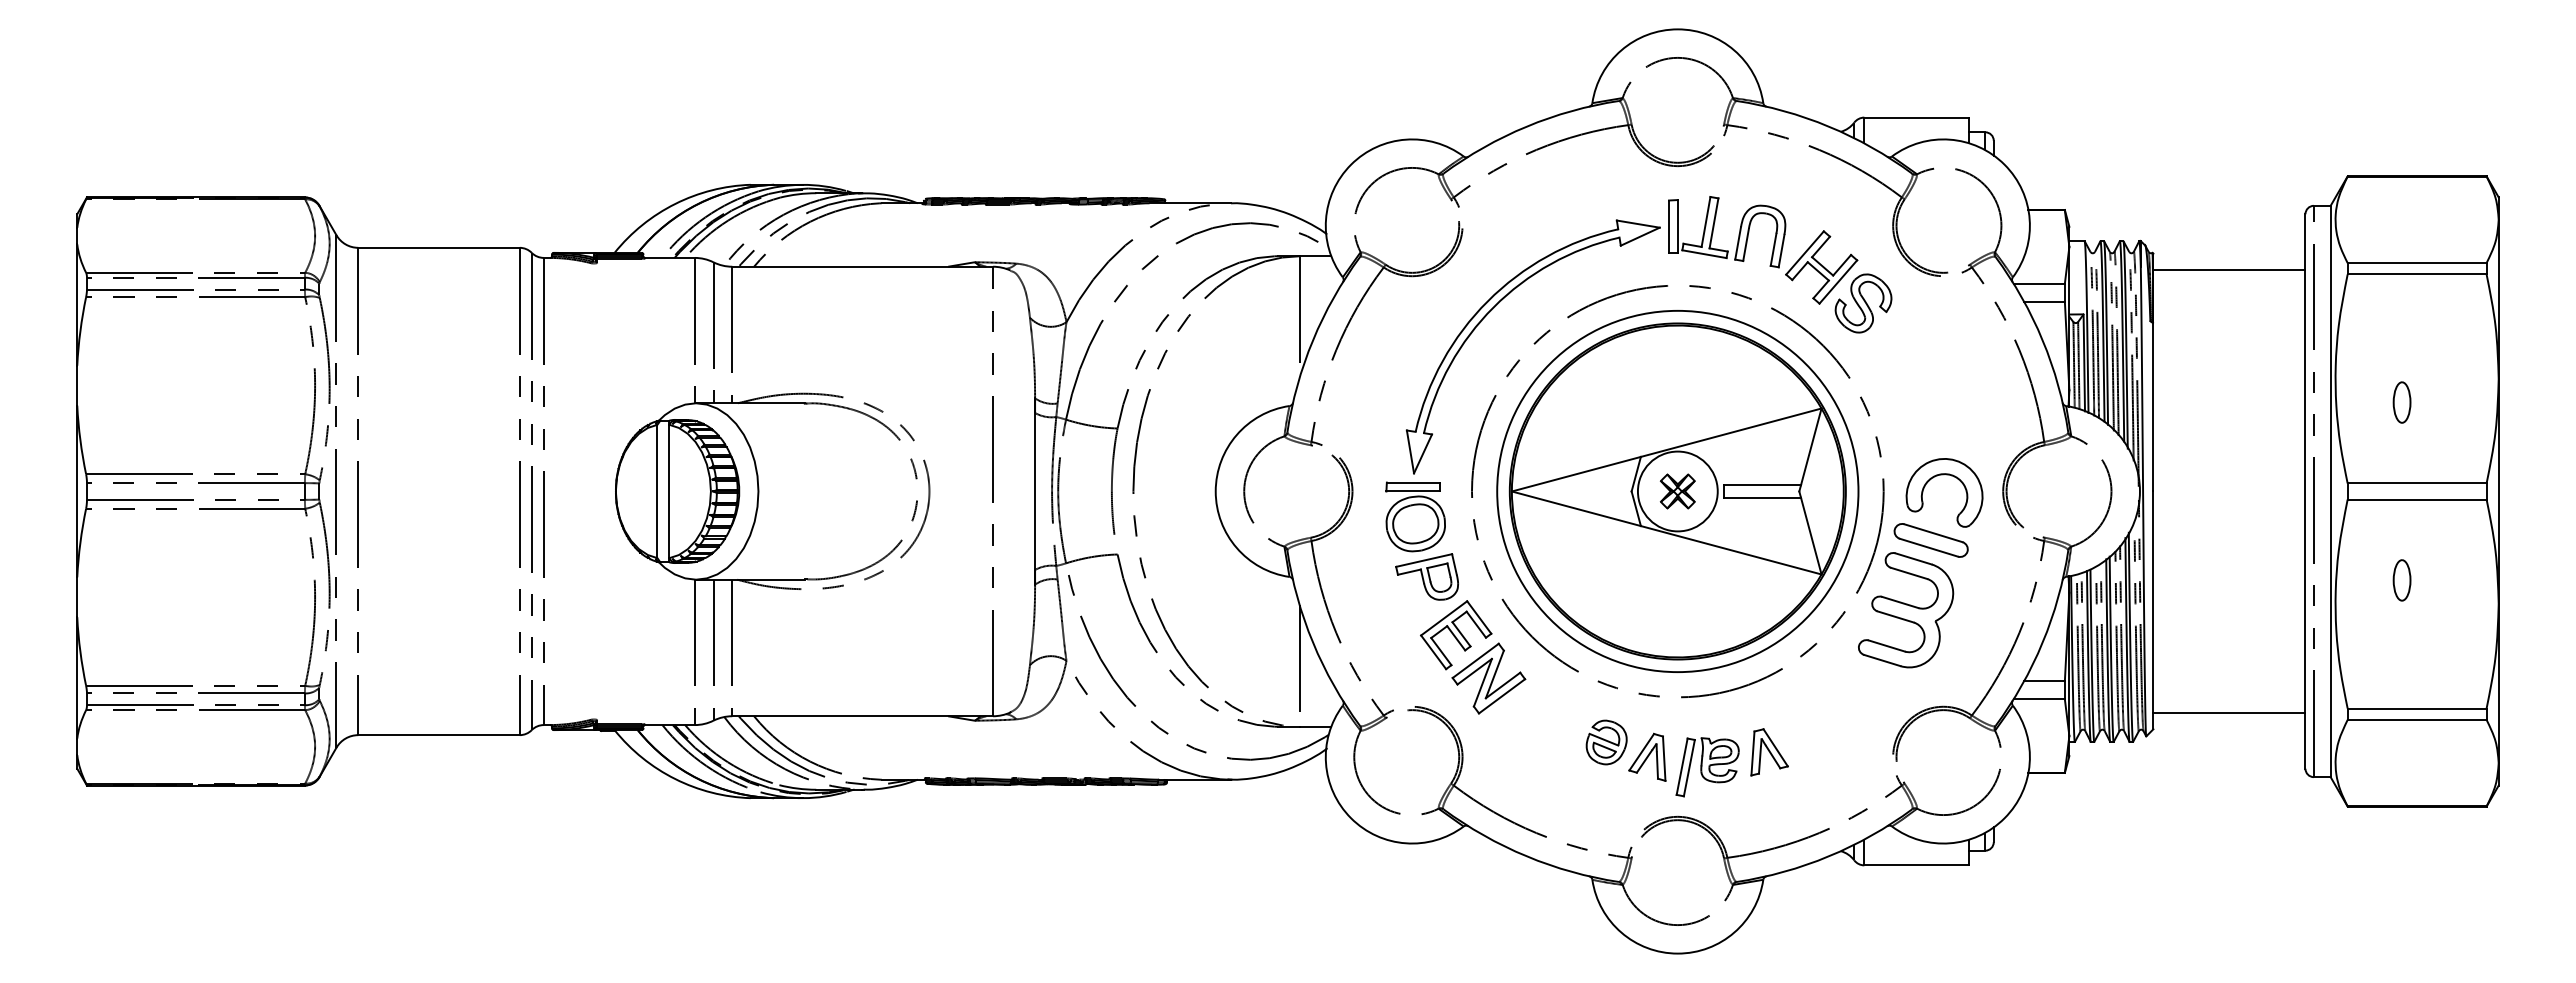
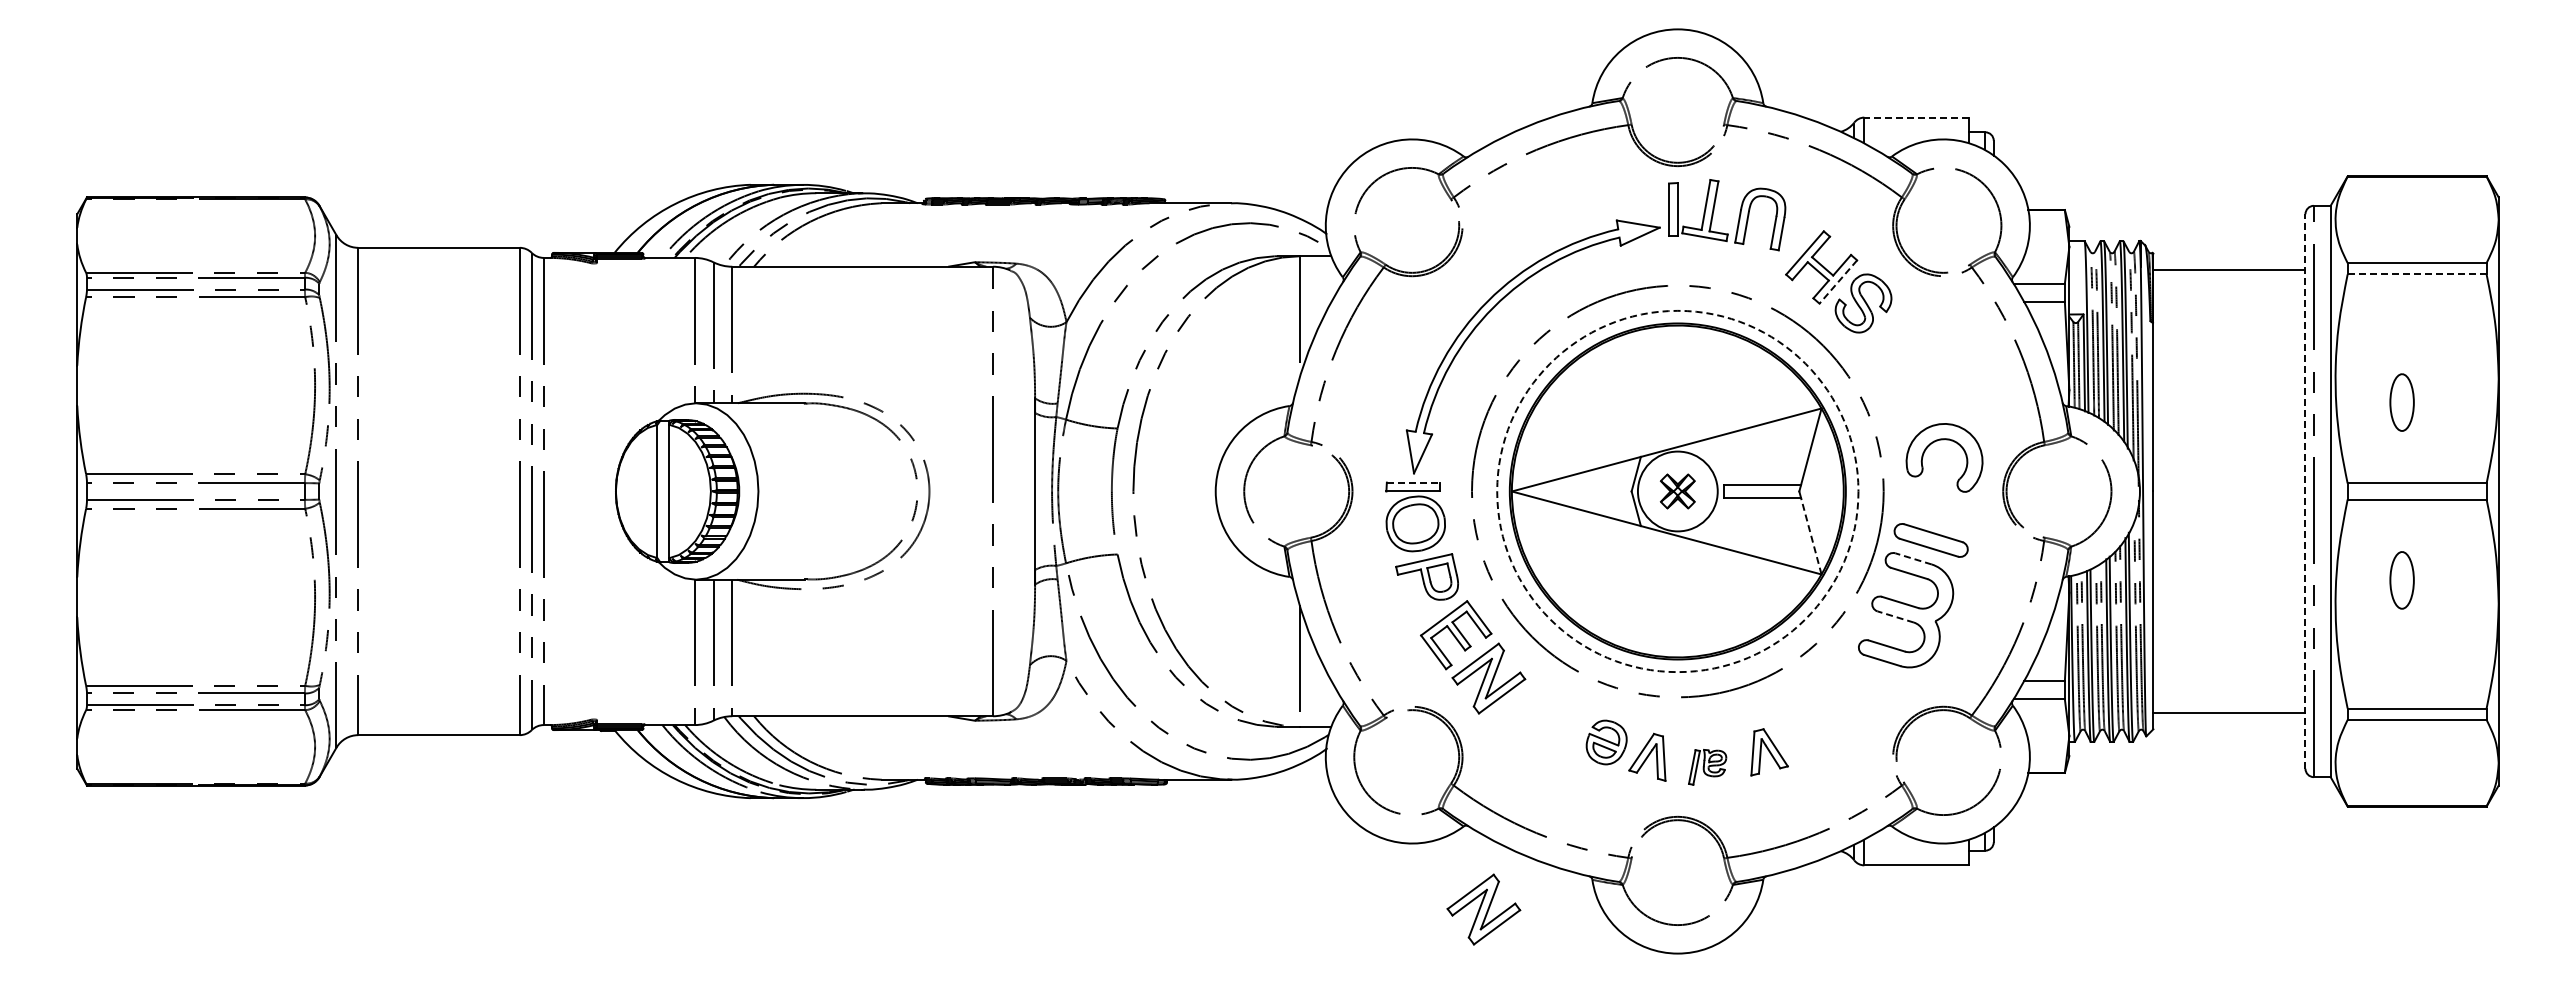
line: solid -> dashed (1915, 117)
part position: (1738, 234) -> (1738, 217) (1738, 217)
line: solid -> dashed (2417, 274)
line: solid -> dashed (1838, 281)
part size: 20x43 px -> 26x59 px (2401, 402)
part position: (1944, 475) -> (1944, 440) (1944, 440)
line: solid -> dashed (1413, 482)
circle: solid -> dashed (1677, 491)
line: solid -> dashed (2305, 491)
line: solid -> dashed (1811, 536)
line: solid -> dashed (1913, 558)
part size: 20x43 px -> 26x59 px (2401, 580)
line: solid -> dashed (1895, 616)
part size: 65x61 px -> 40x37 px (1707, 767)
part: none -> present (1483, 909)
